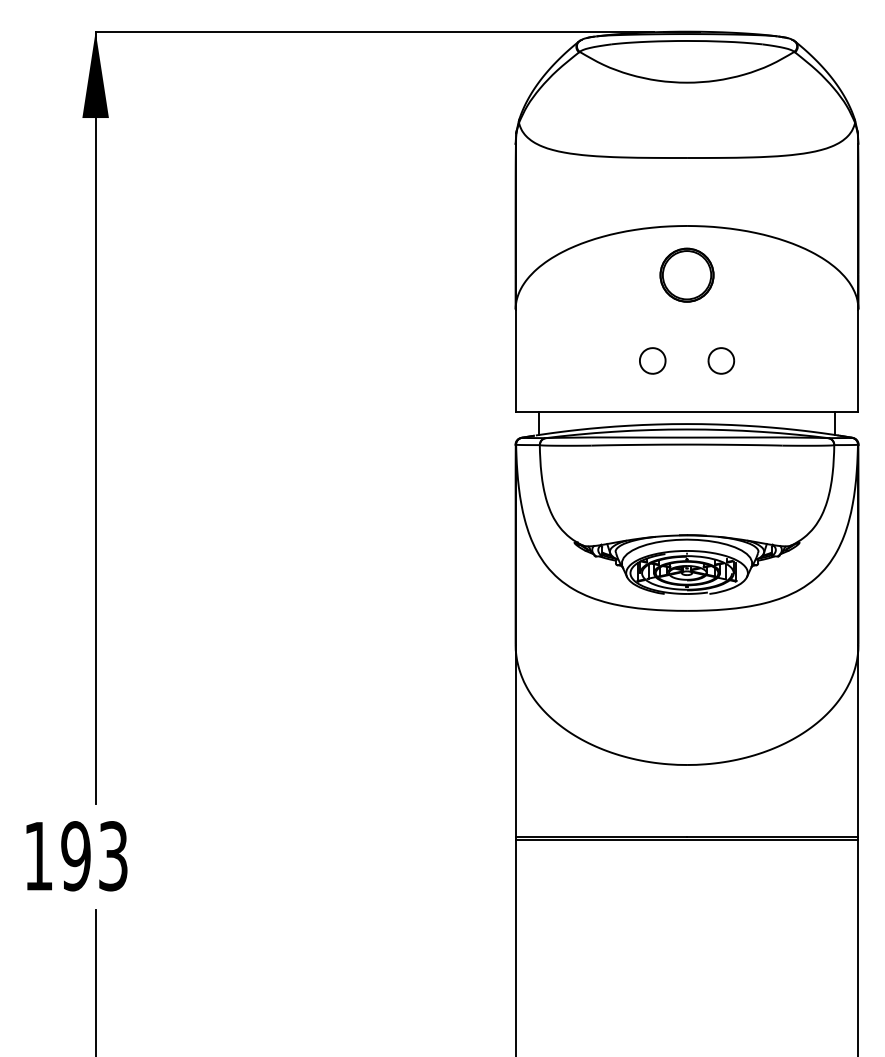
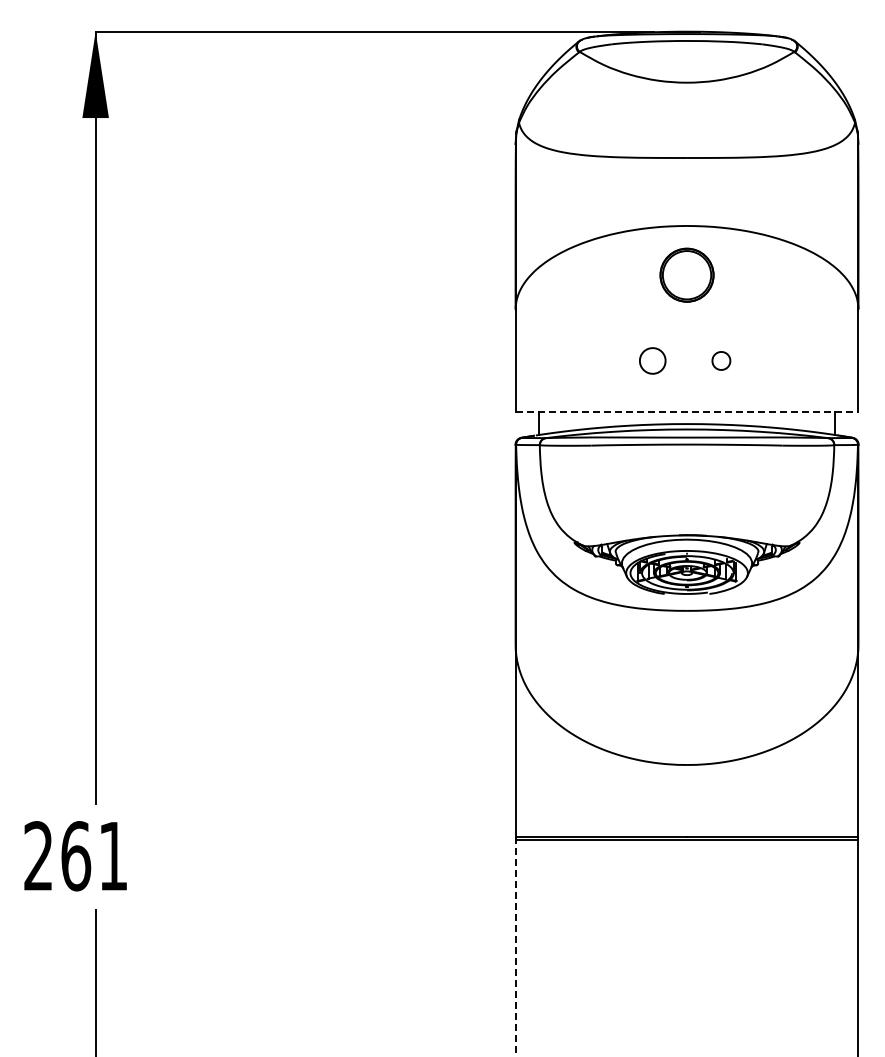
part size: 29x28 px -> 21x20 px (721, 360)
line: solid -> dashed (687, 412)
text: 193 -> 261 (75, 856)
line: solid -> dashed (515, 947)
